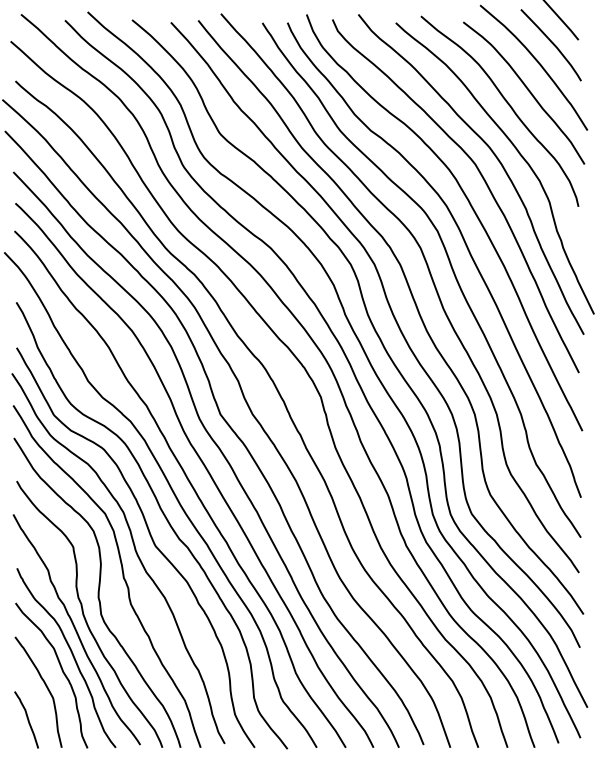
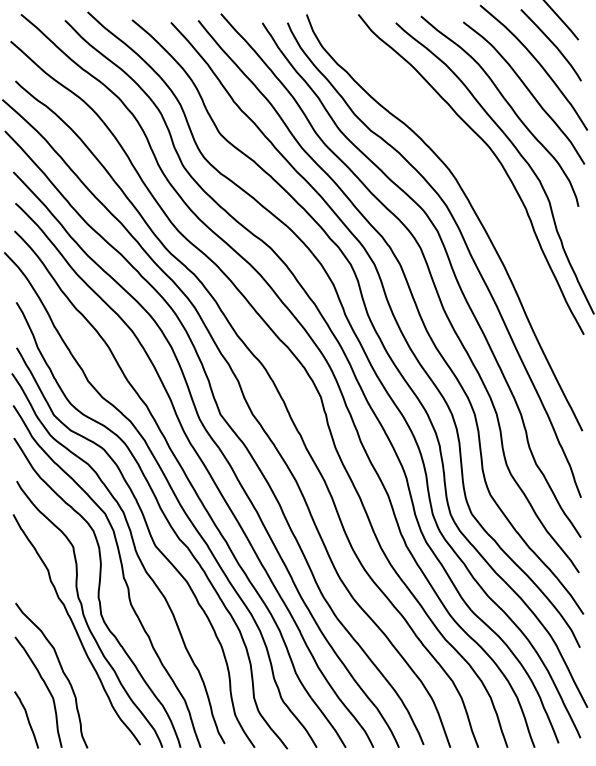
curve: present -> none (481, 177)
curve: present -> none (72, 656)
